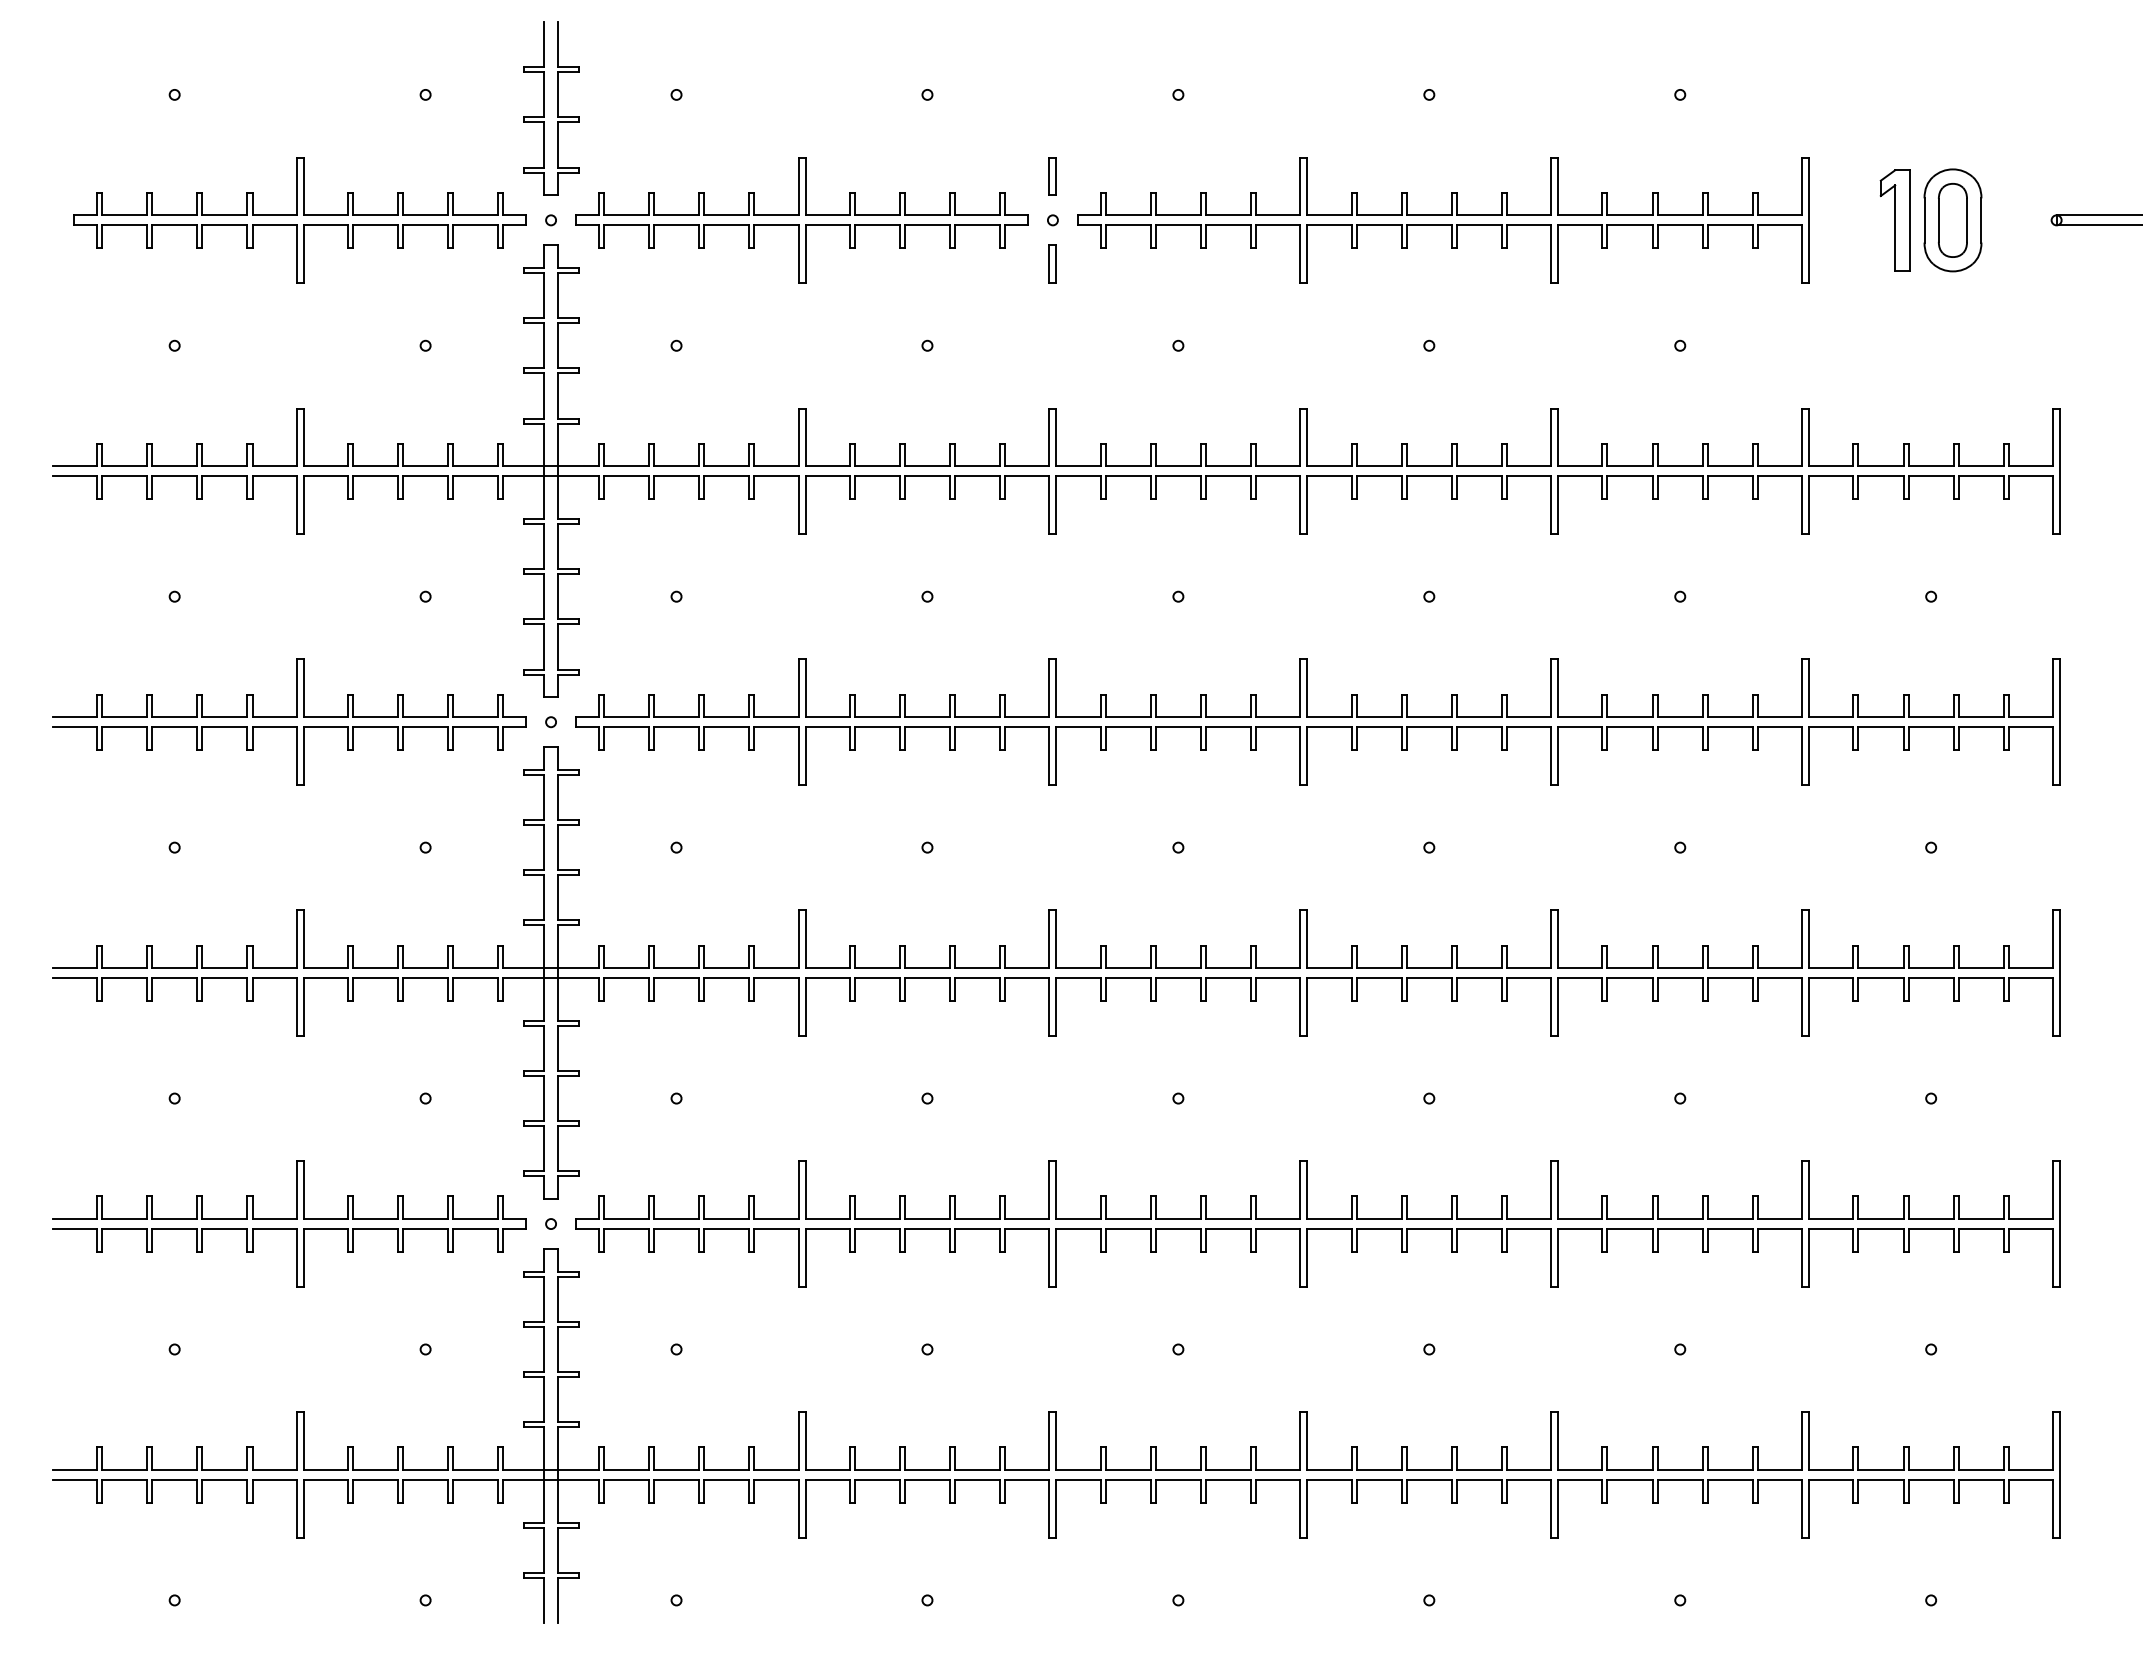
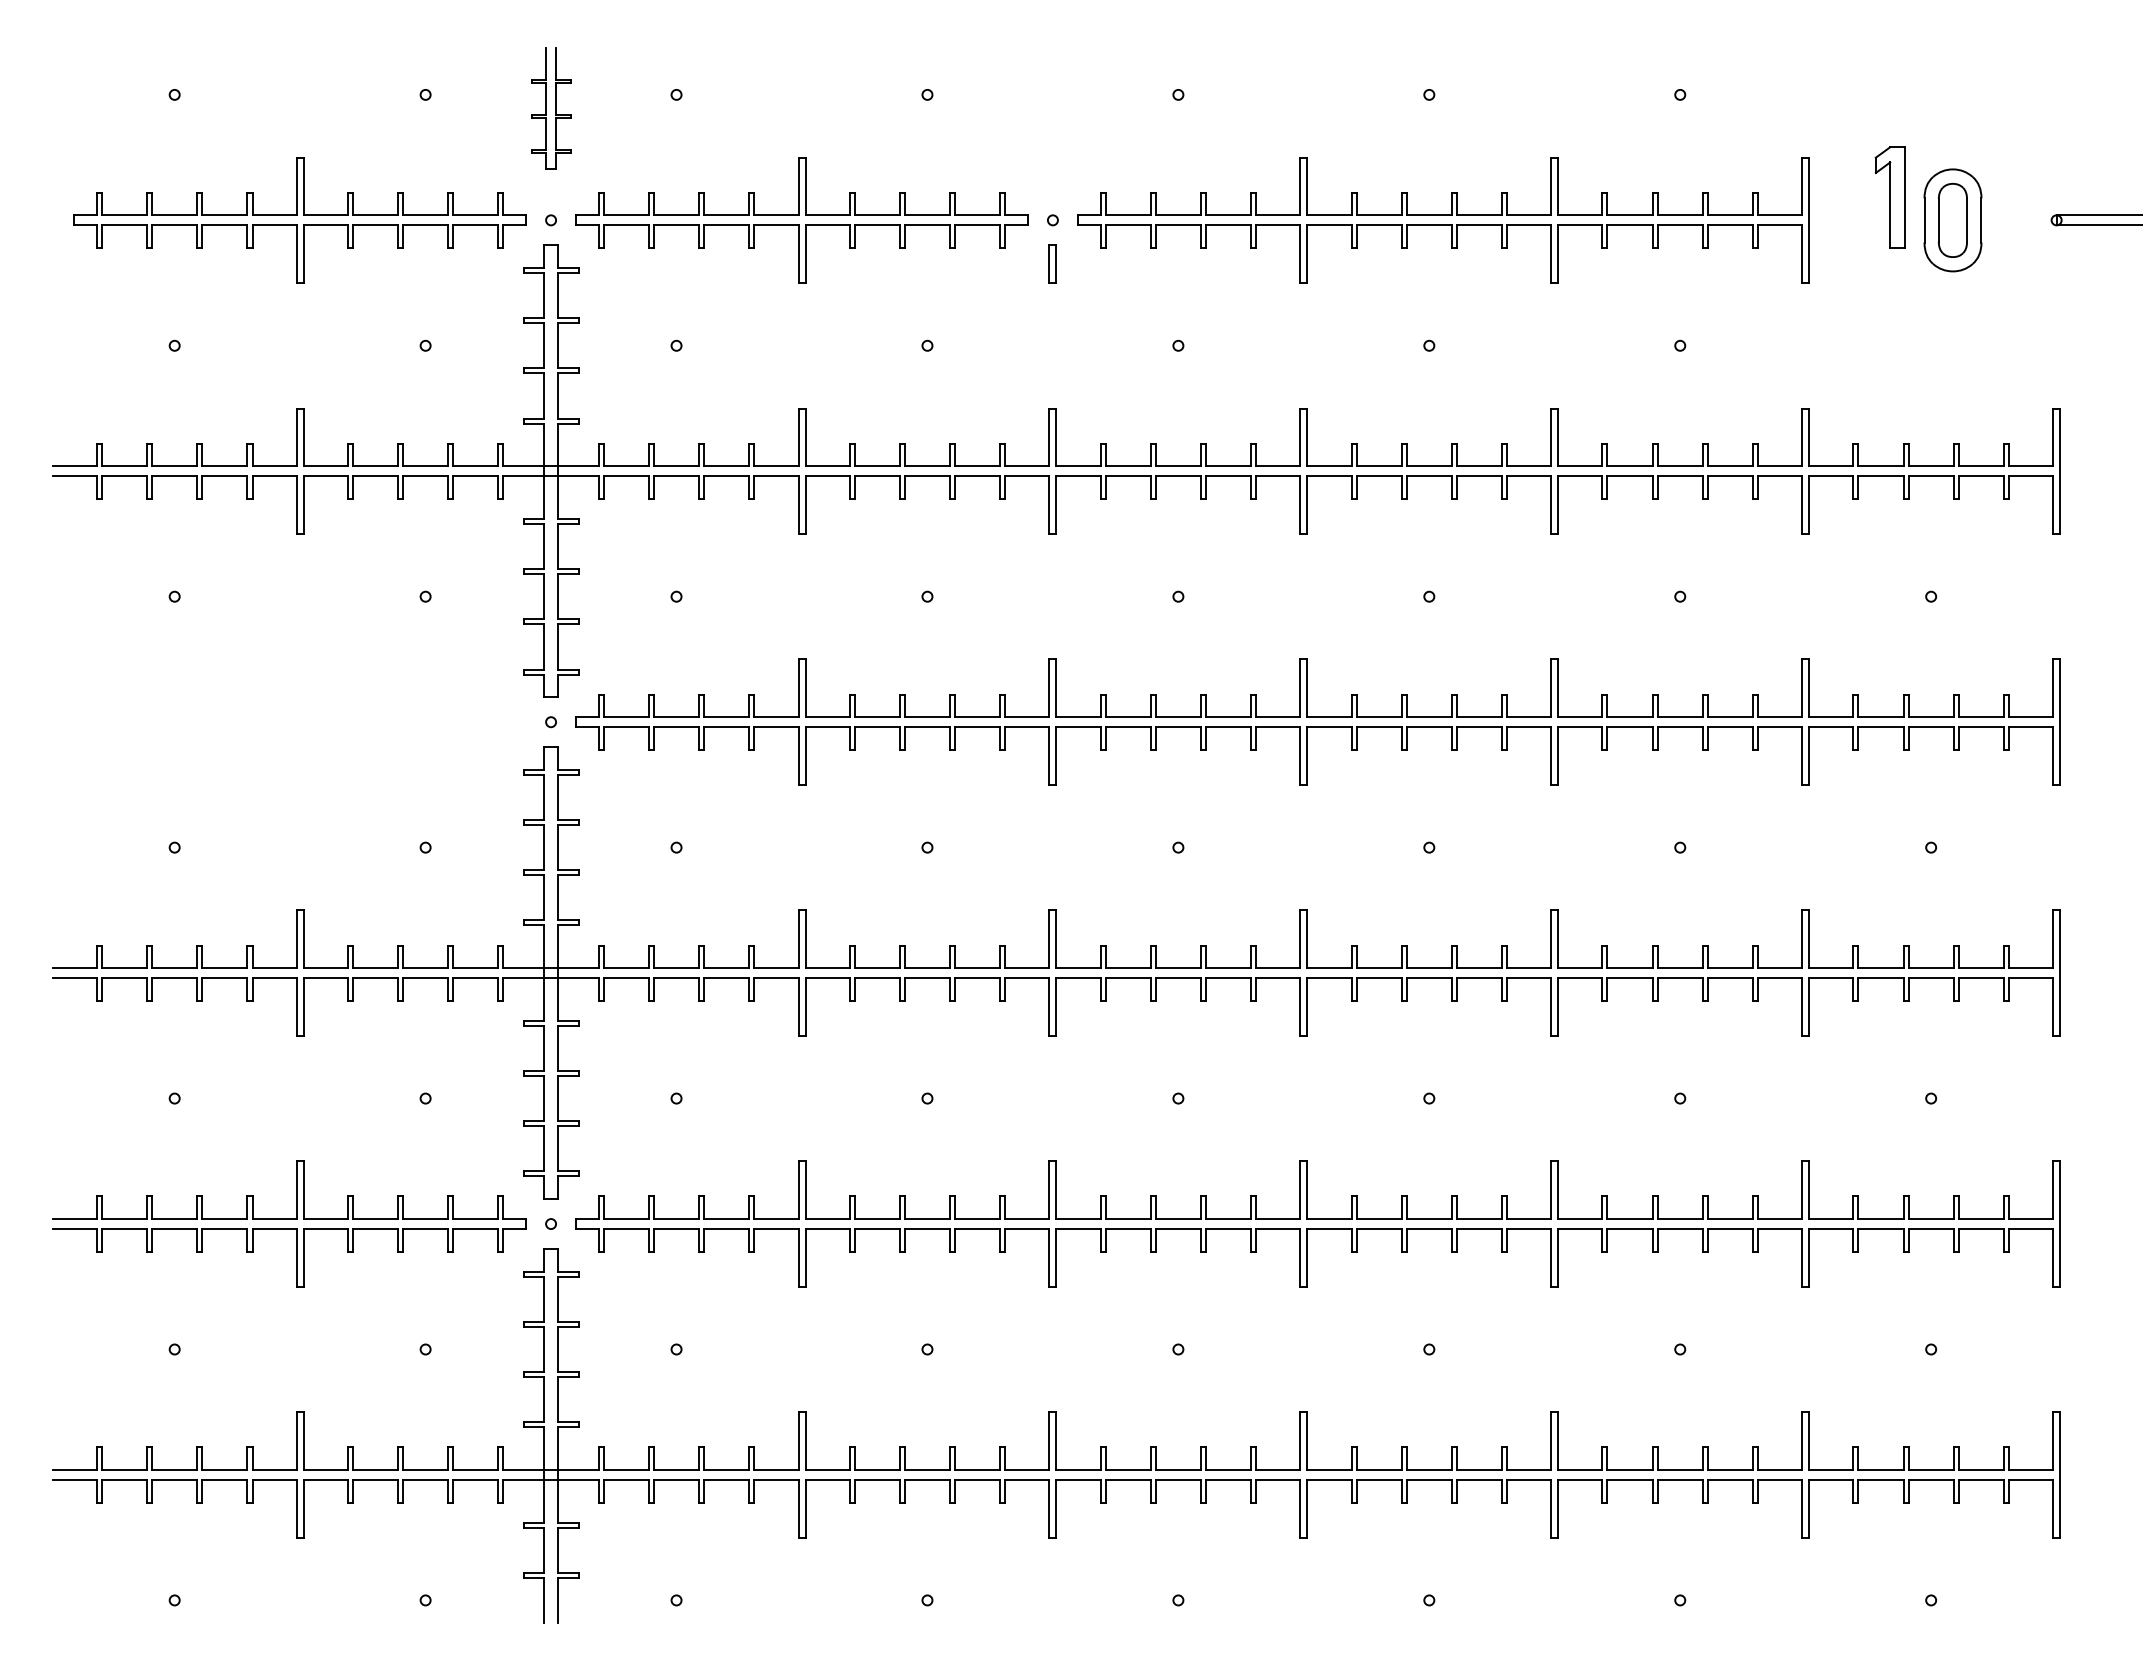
part size: 57x175 px -> 41x123 px (551, 108)
part: present -> none (1052, 176)
part position: (1894, 220) -> (1889, 197) (1889, 197)
part: present -> none (289, 721)
